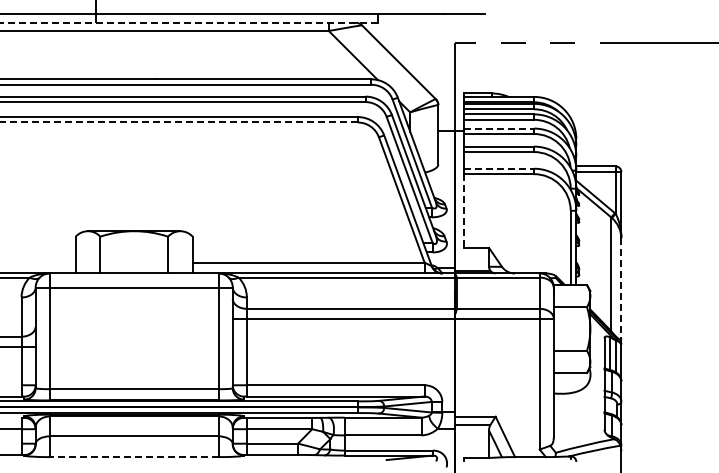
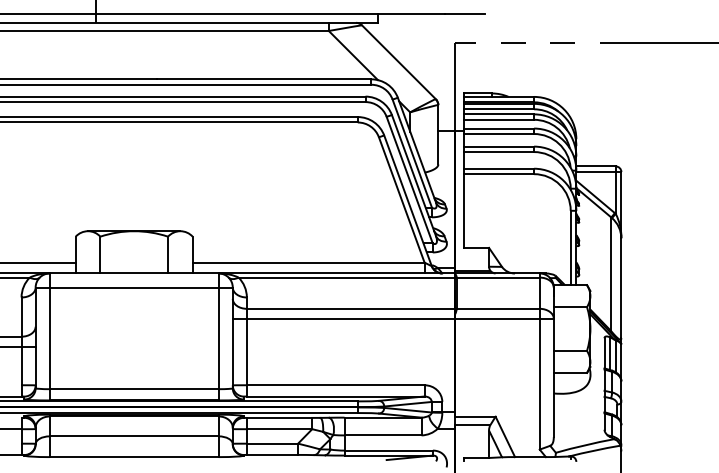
line: dashed -> solid (189, 22)
line: dashed -> solid (178, 122)
line: dashed -> solid (499, 128)
line: dashed -> solid (499, 168)
line: dashed -> solid (463, 211)
line: none -> present (38, 262)
line: dashed -> solid (621, 288)
line: dashed -> solid (133, 457)
